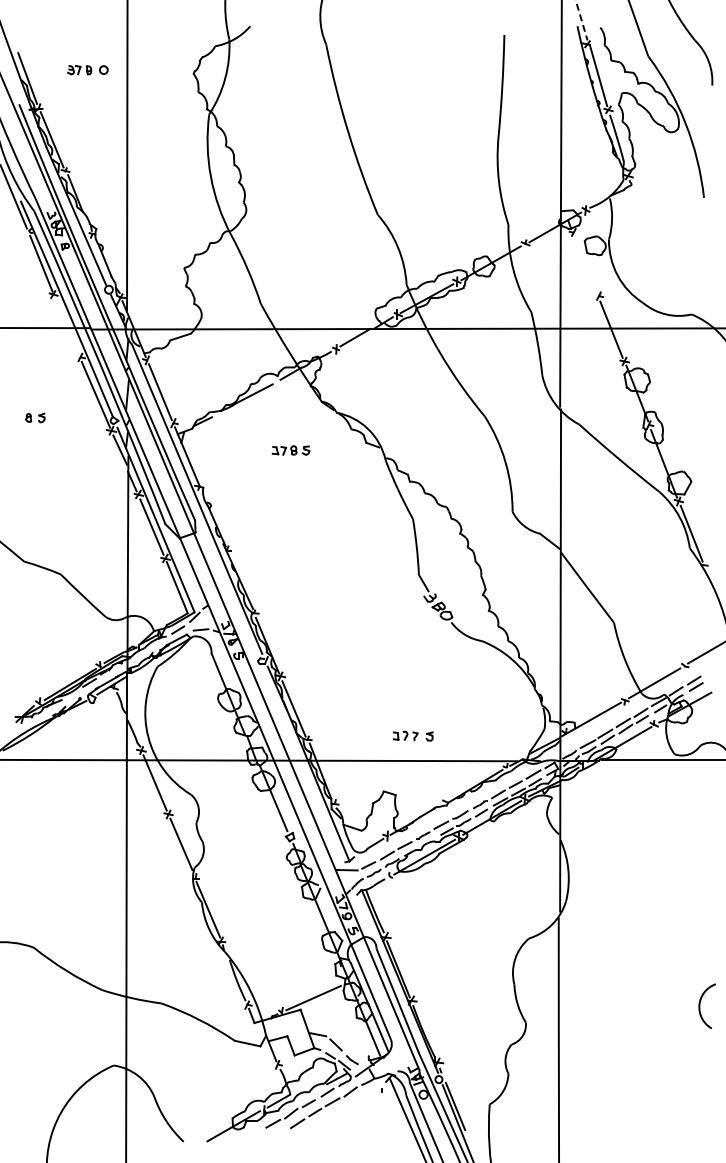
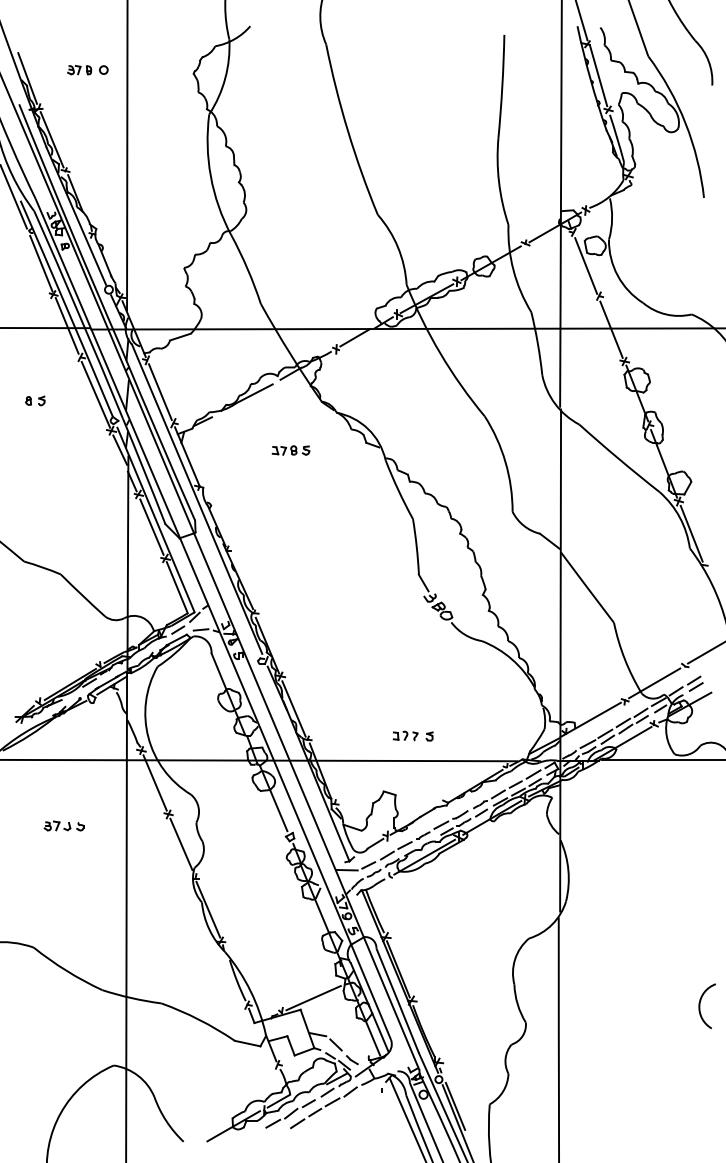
line: dashed -> solid (581, 20)
line: none -> present (586, 265)
line: none -> present (66, 325)
part position: (35, 417) -> (35, 400) (35, 400)
part: none -> present (63, 825)
